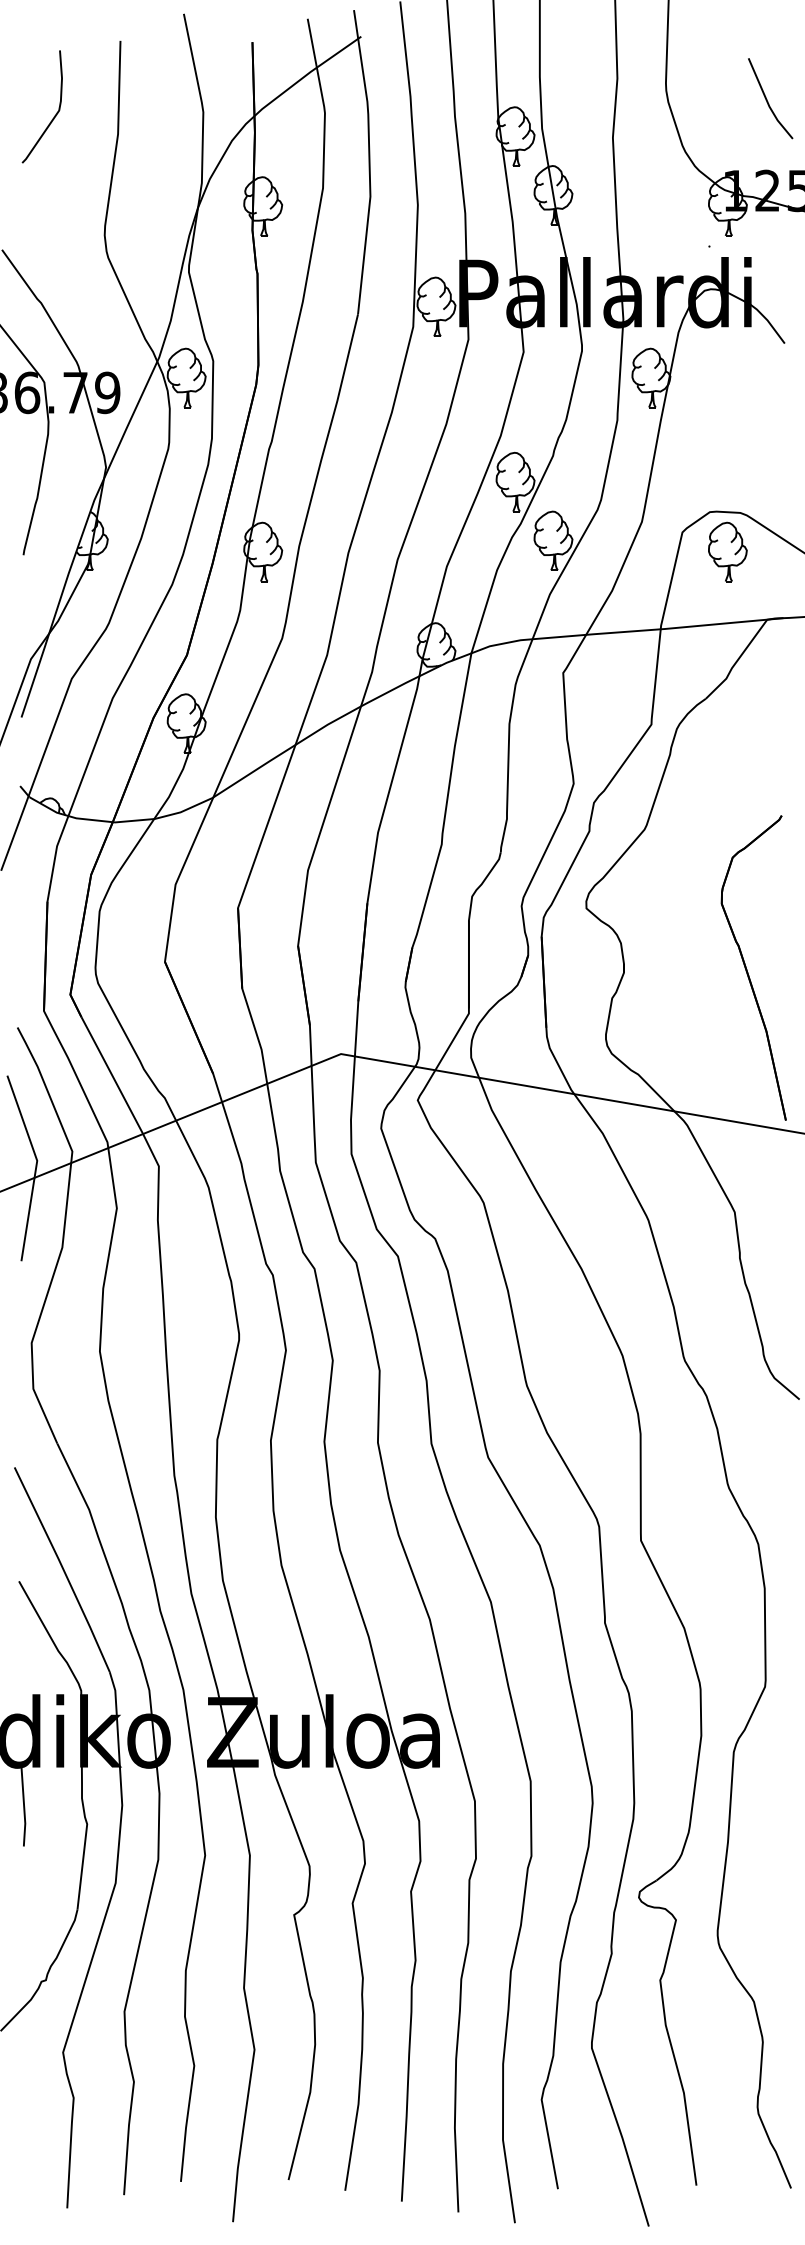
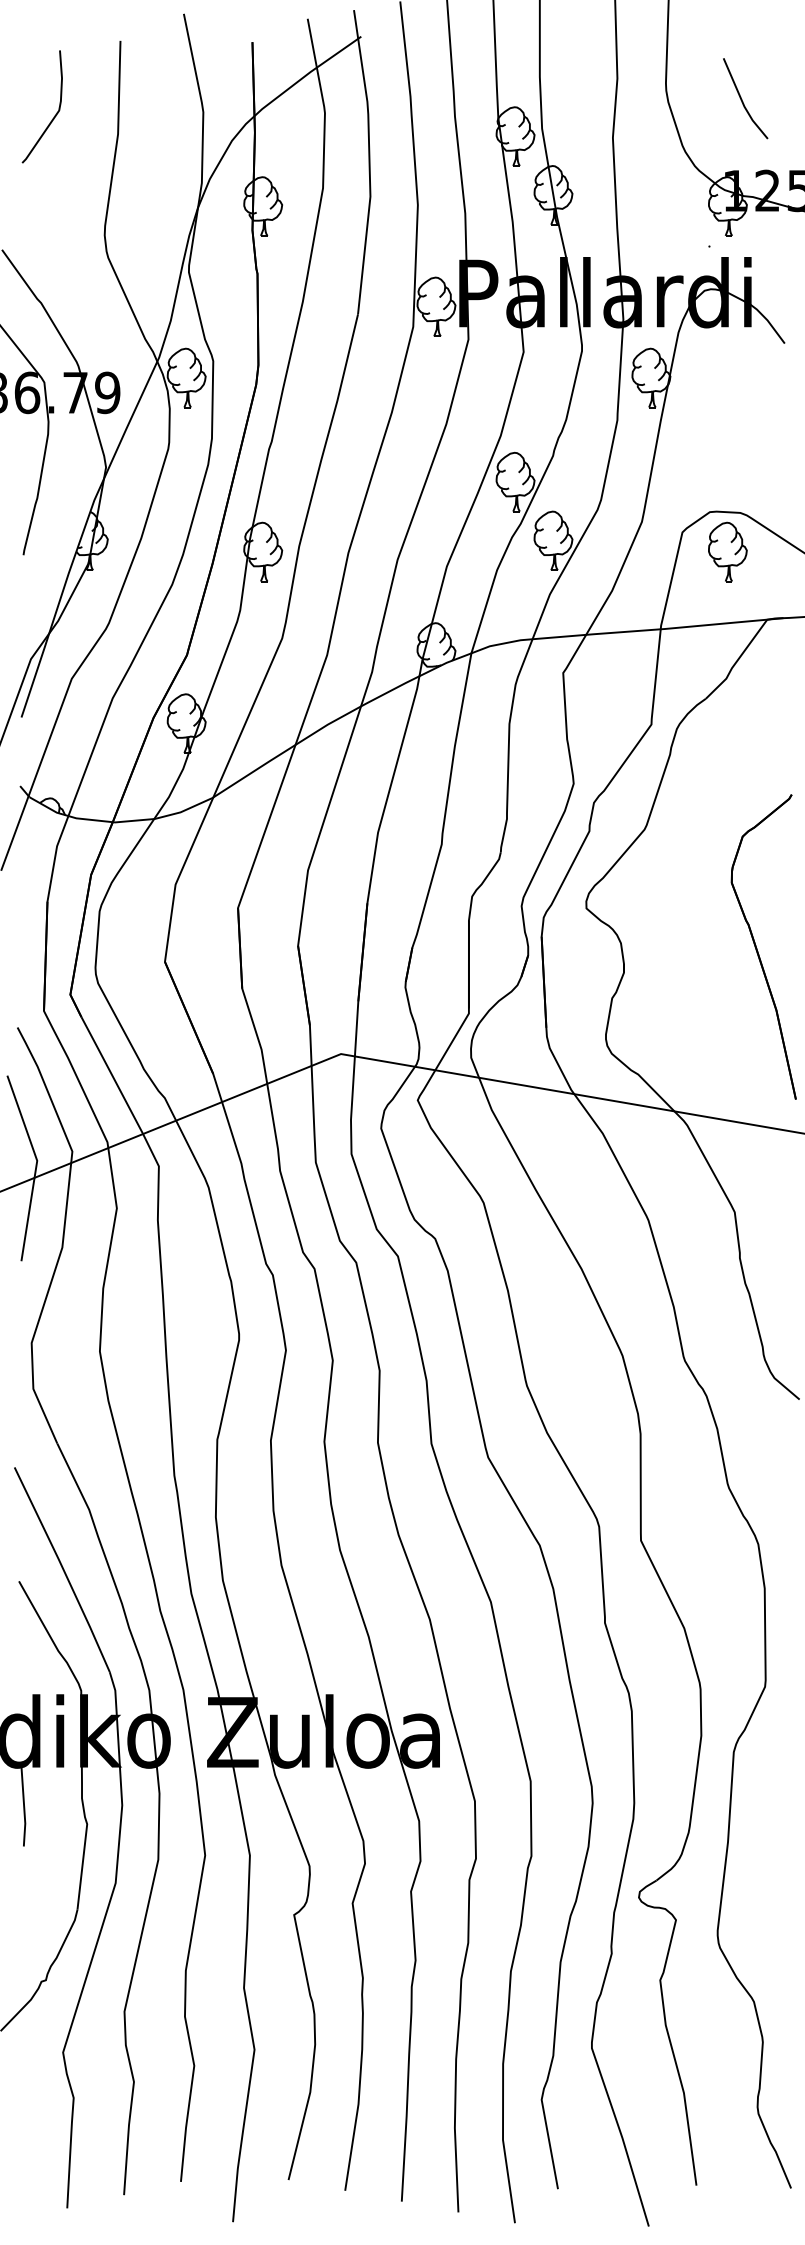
line position: (767, 99) -> (742, 99) (742, 99)
part position: (747, 969) -> (757, 948) (757, 948)
